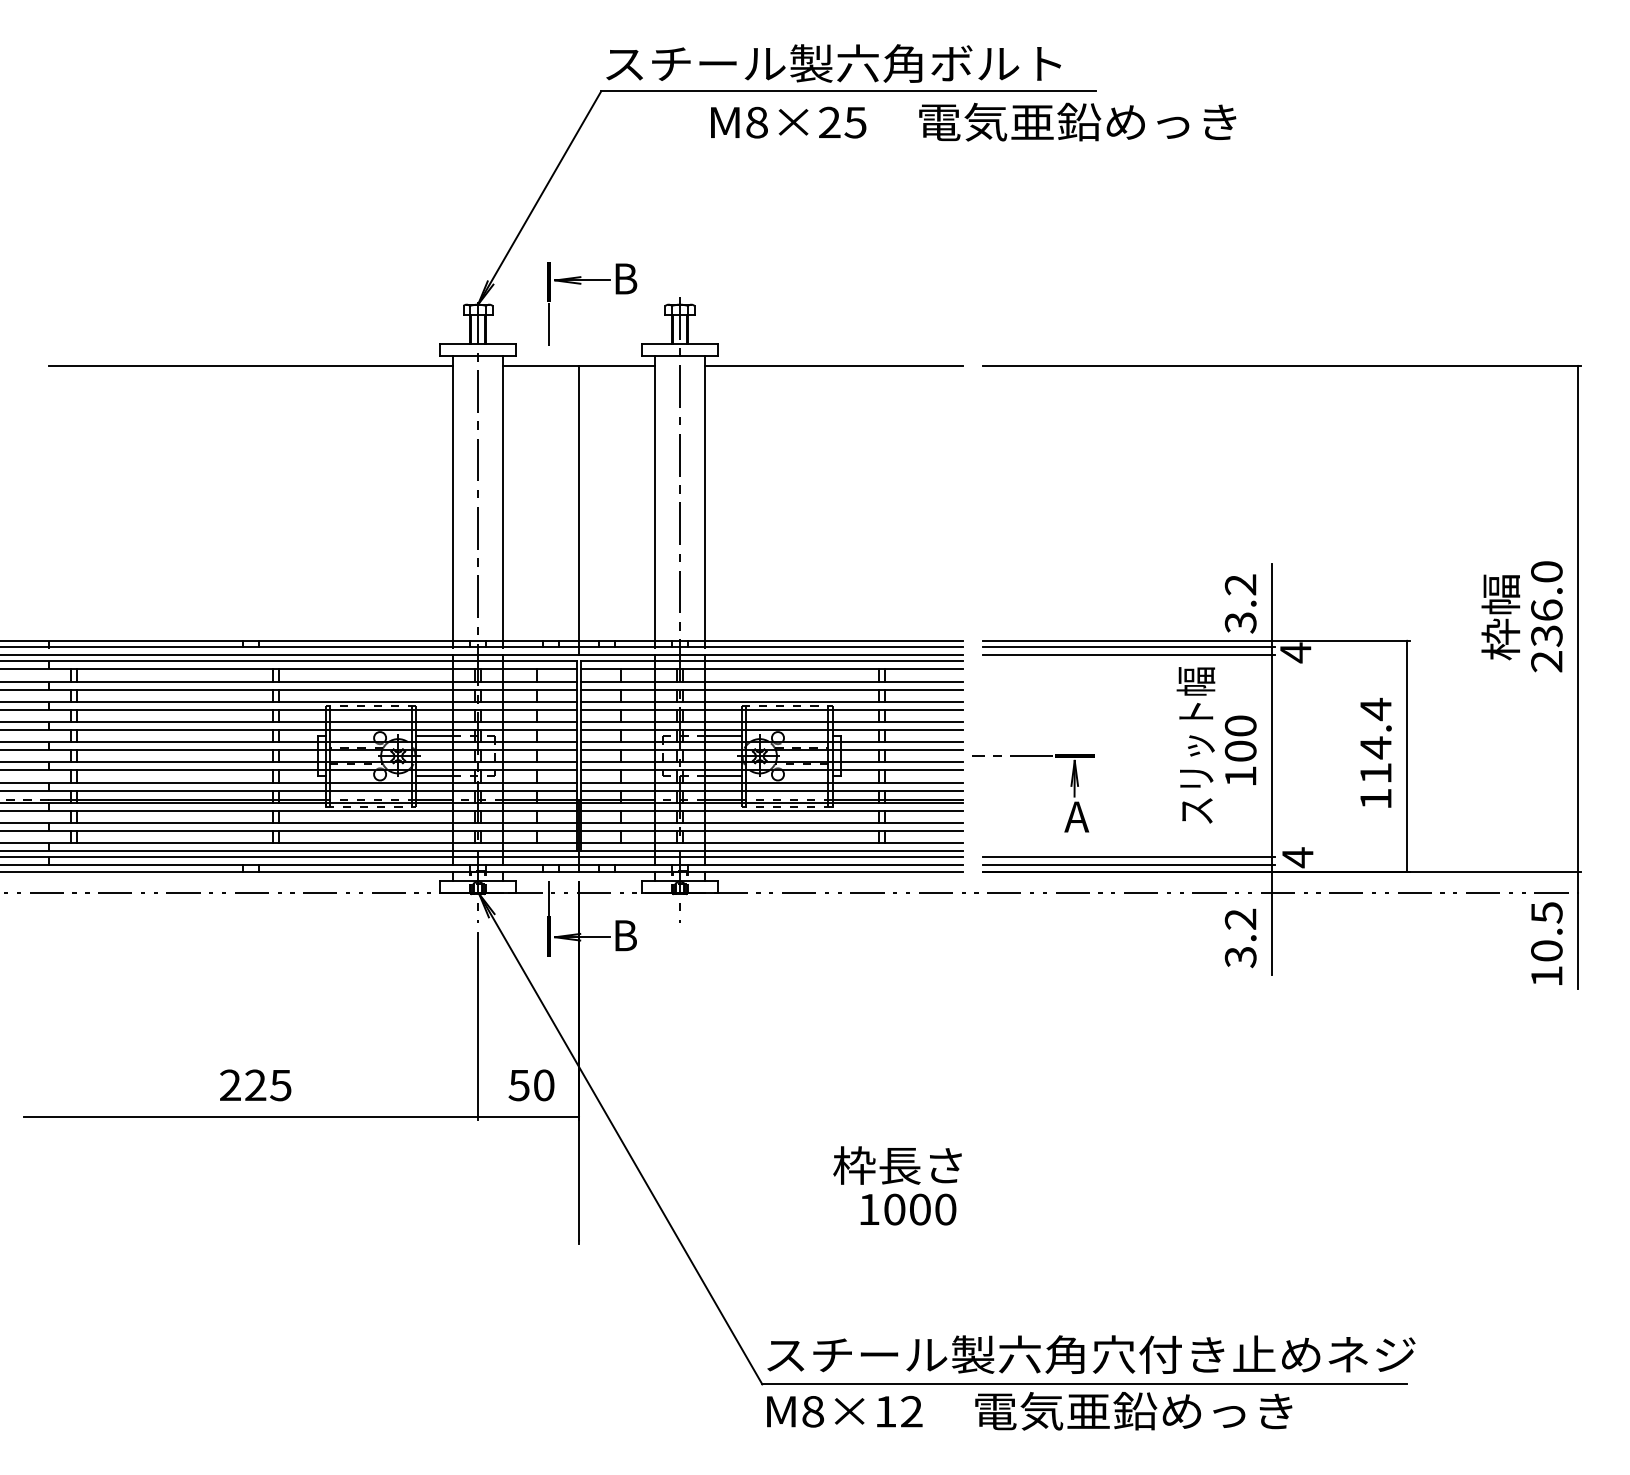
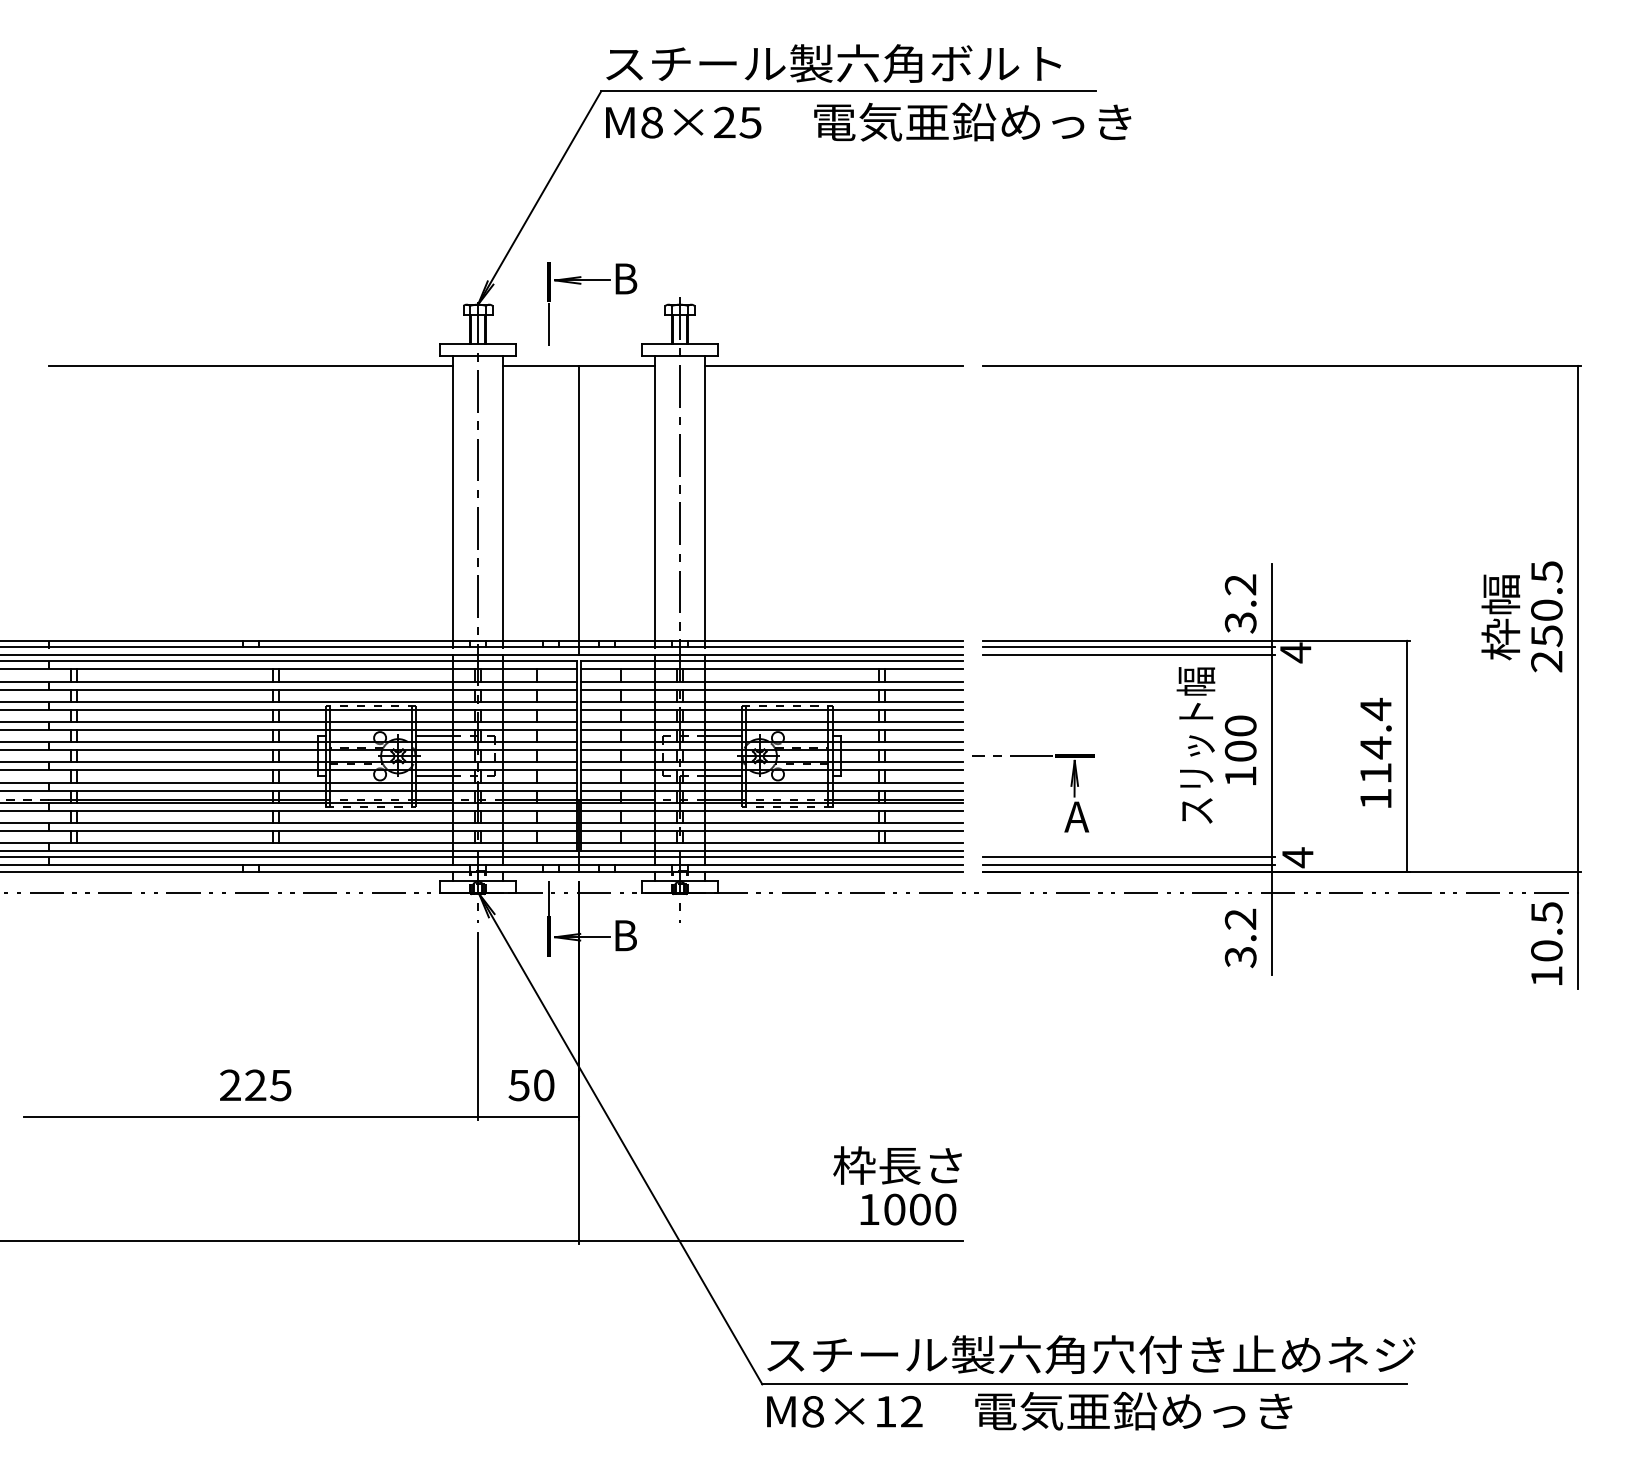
text position: (973, 121) -> (868, 121) (868, 121)
text: 236.0 -> 250.5 (1546, 603)
line: none -> present (482, 1240)
